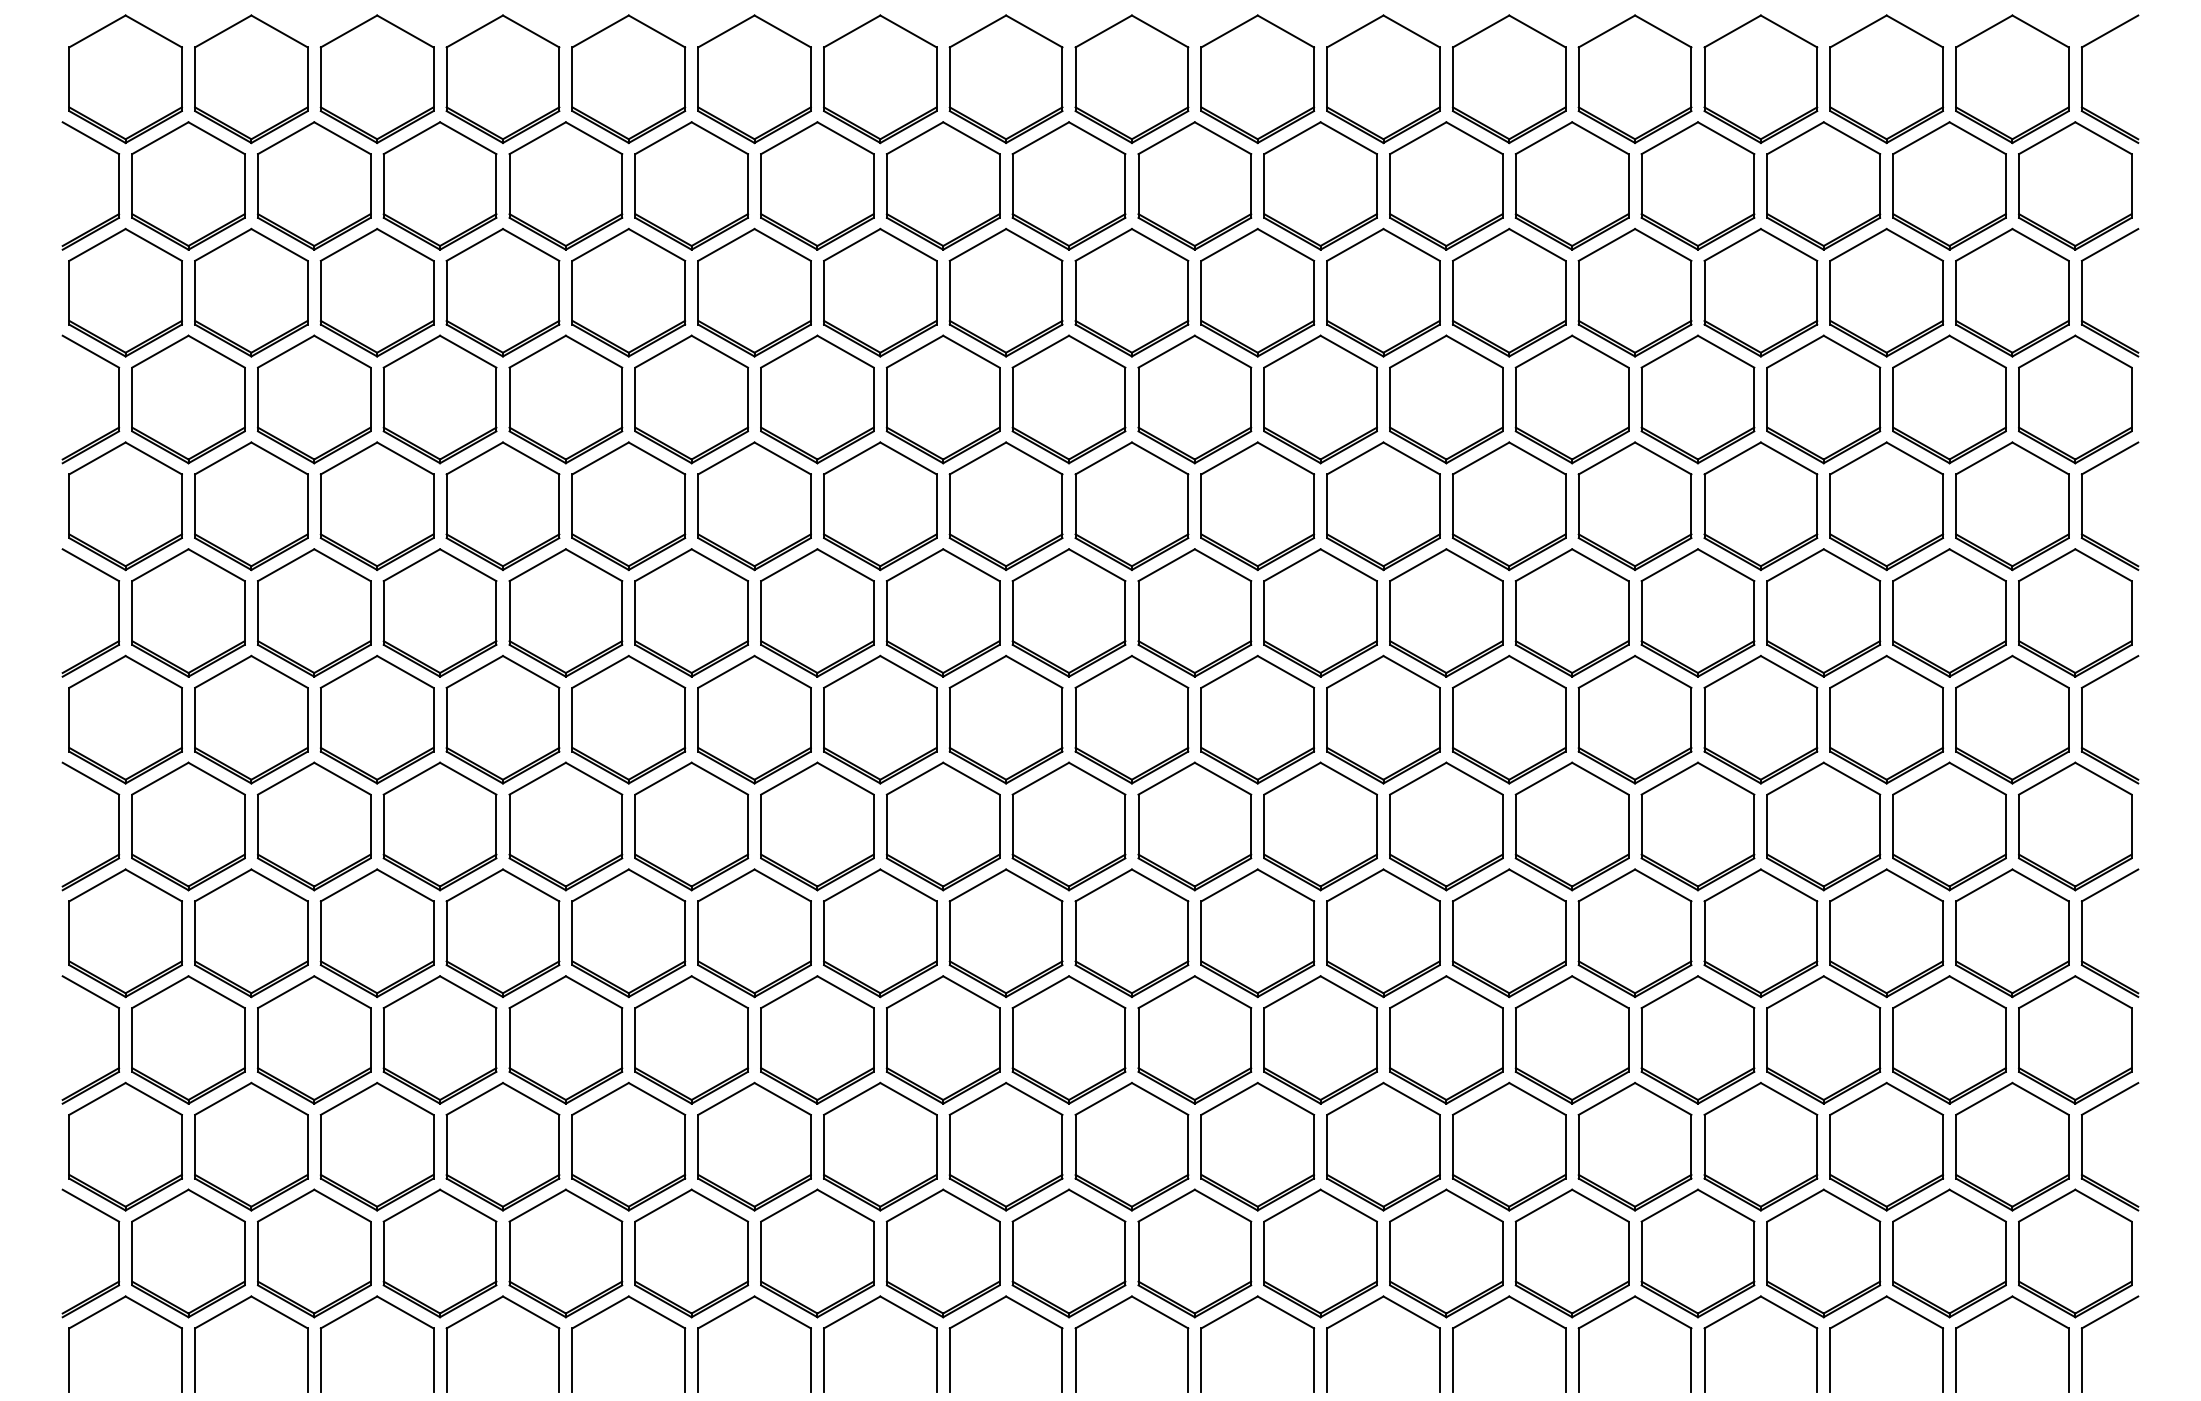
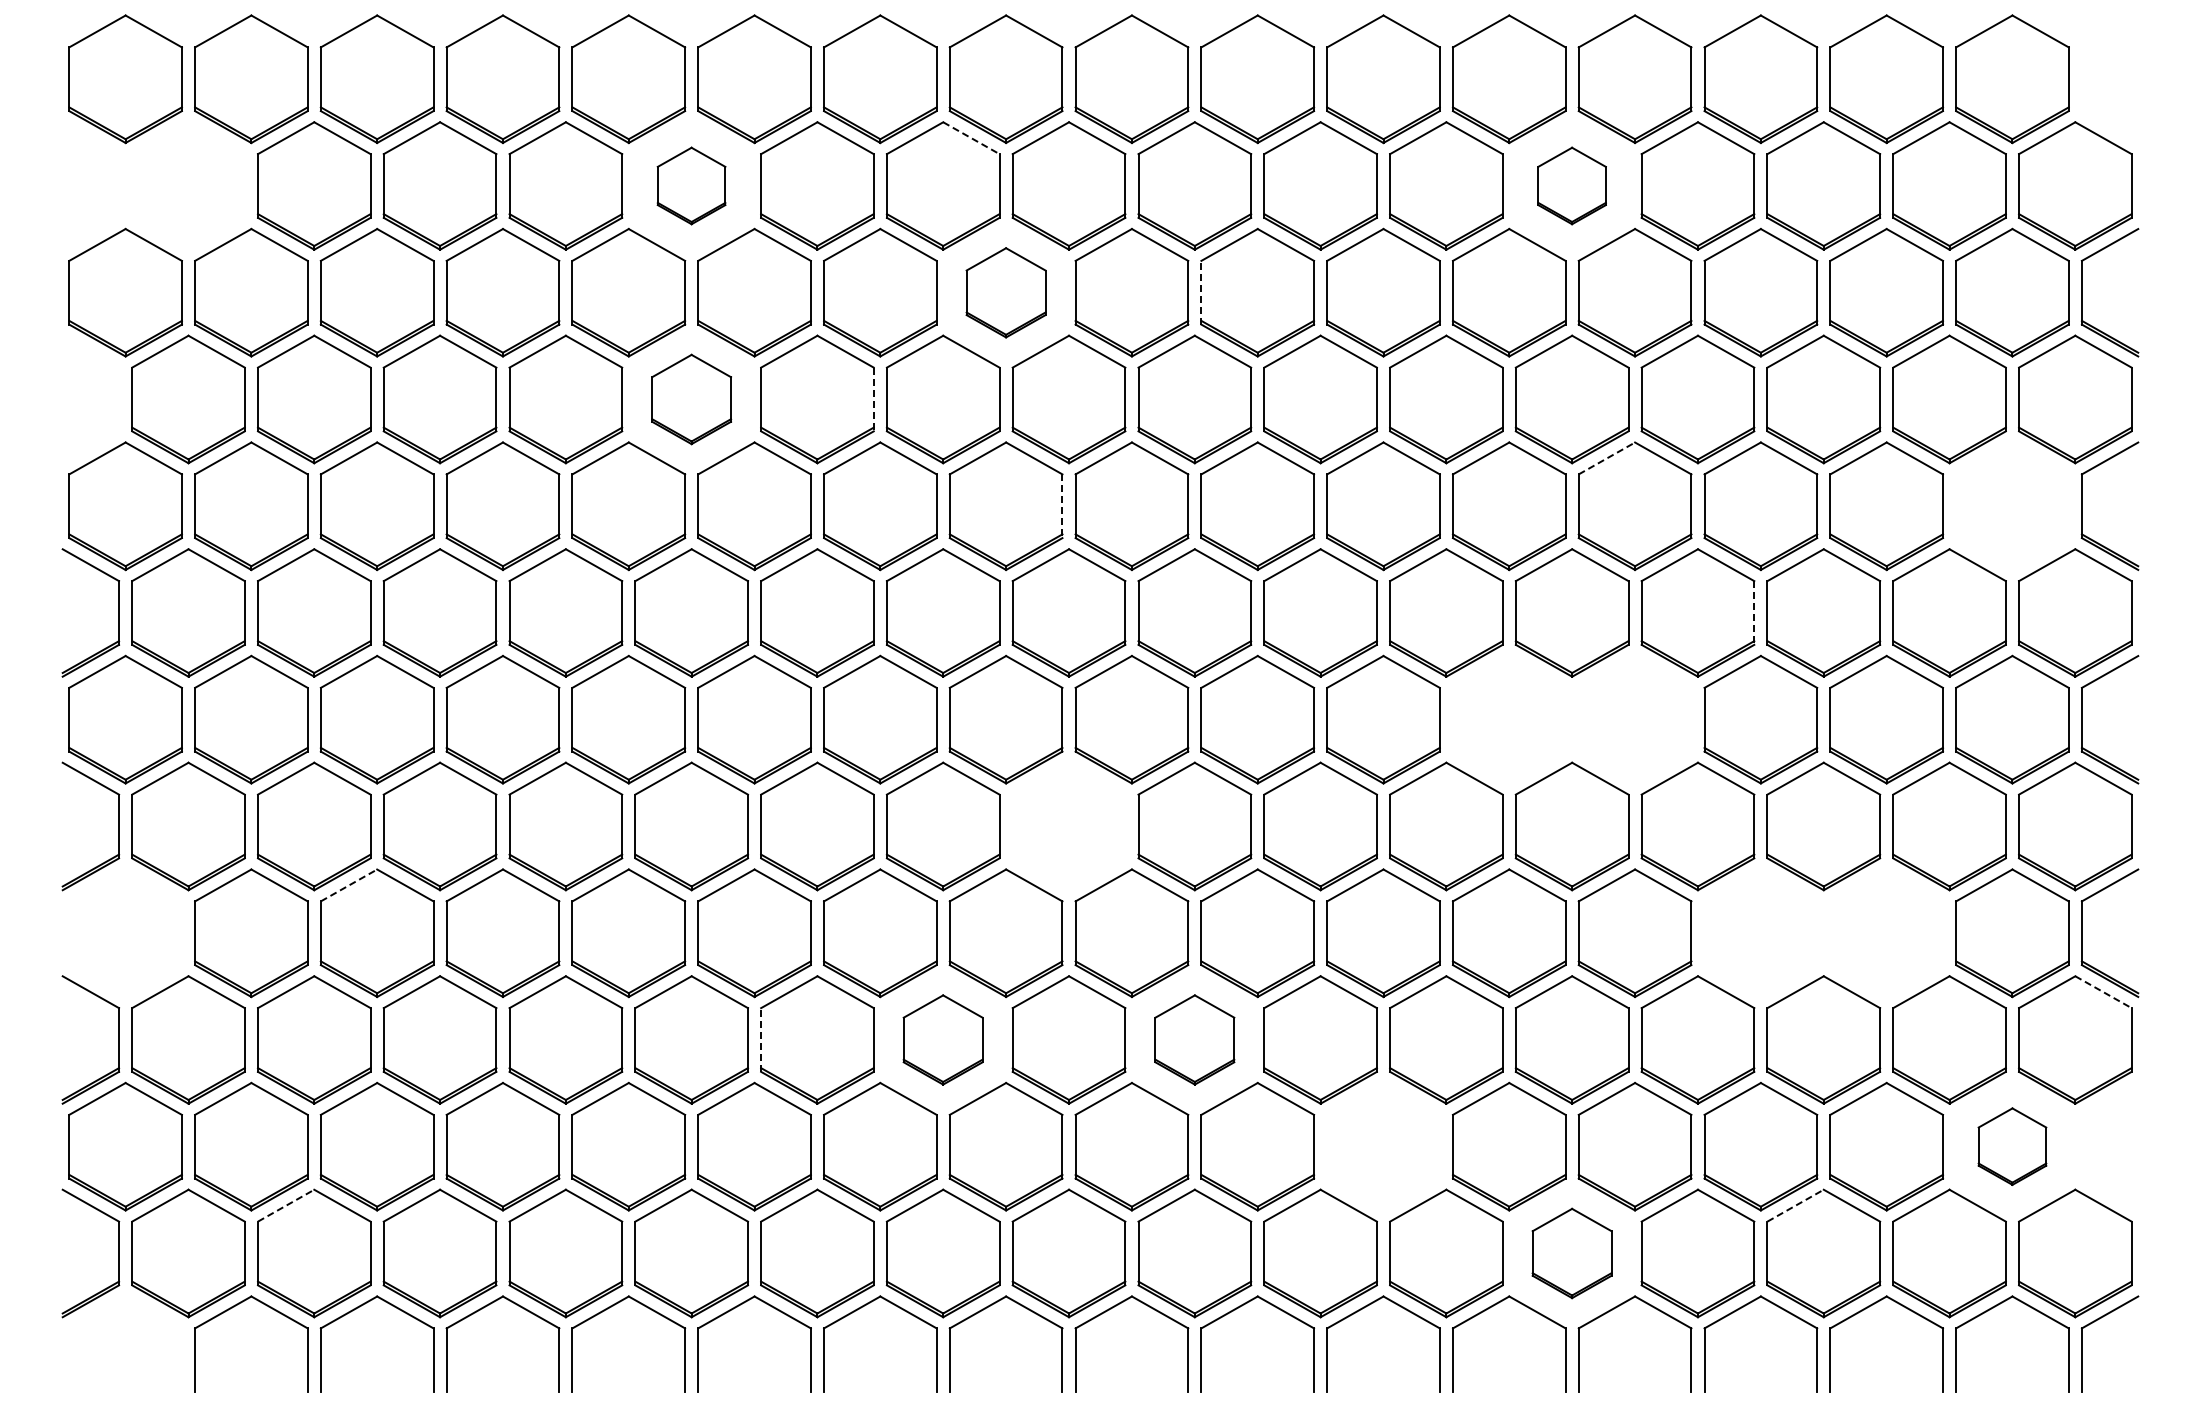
part: present -> none (2082, 78)
line: solid -> dashed (971, 138)
part: present -> none (118, 185)
part: present -> none (188, 185)
part size: 115x130 px -> 71x80 px (691, 185)
part size: 116x130 px -> 70x80 px (1571, 185)
part size: 116x130 px -> 82x92 px (1005, 292)
line: solid -> dashed (1201, 292)
part: present -> none (118, 399)
part size: 115x131 px -> 82x93 px (691, 399)
line: solid -> dashed (873, 399)
line: solid -> dashed (1607, 458)
line: solid -> dashed (1062, 506)
part: present -> none (2012, 506)
line: solid -> dashed (1754, 613)
part: present -> none (1509, 719)
part: present -> none (1634, 719)
part: present -> none (1068, 826)
line: solid -> dashed (349, 885)
part: present -> none (1760, 932)
part: present -> none (125, 933)
part: present -> none (1886, 933)
line: solid -> dashed (2103, 992)
part size: 116x130 px -> 82x92 px (942, 1039)
part size: 116x130 px -> 82x92 px (1194, 1039)
line: solid -> dashed (761, 1040)
part: present -> none (1383, 1146)
part size: 115x131 px -> 71x79 px (2012, 1146)
part: present -> none (2082, 1146)
line: solid -> dashed (286, 1205)
line: solid -> dashed (1796, 1205)
part size: 116x131 px -> 82x93 px (1571, 1253)
part: present -> none (103, 1310)
